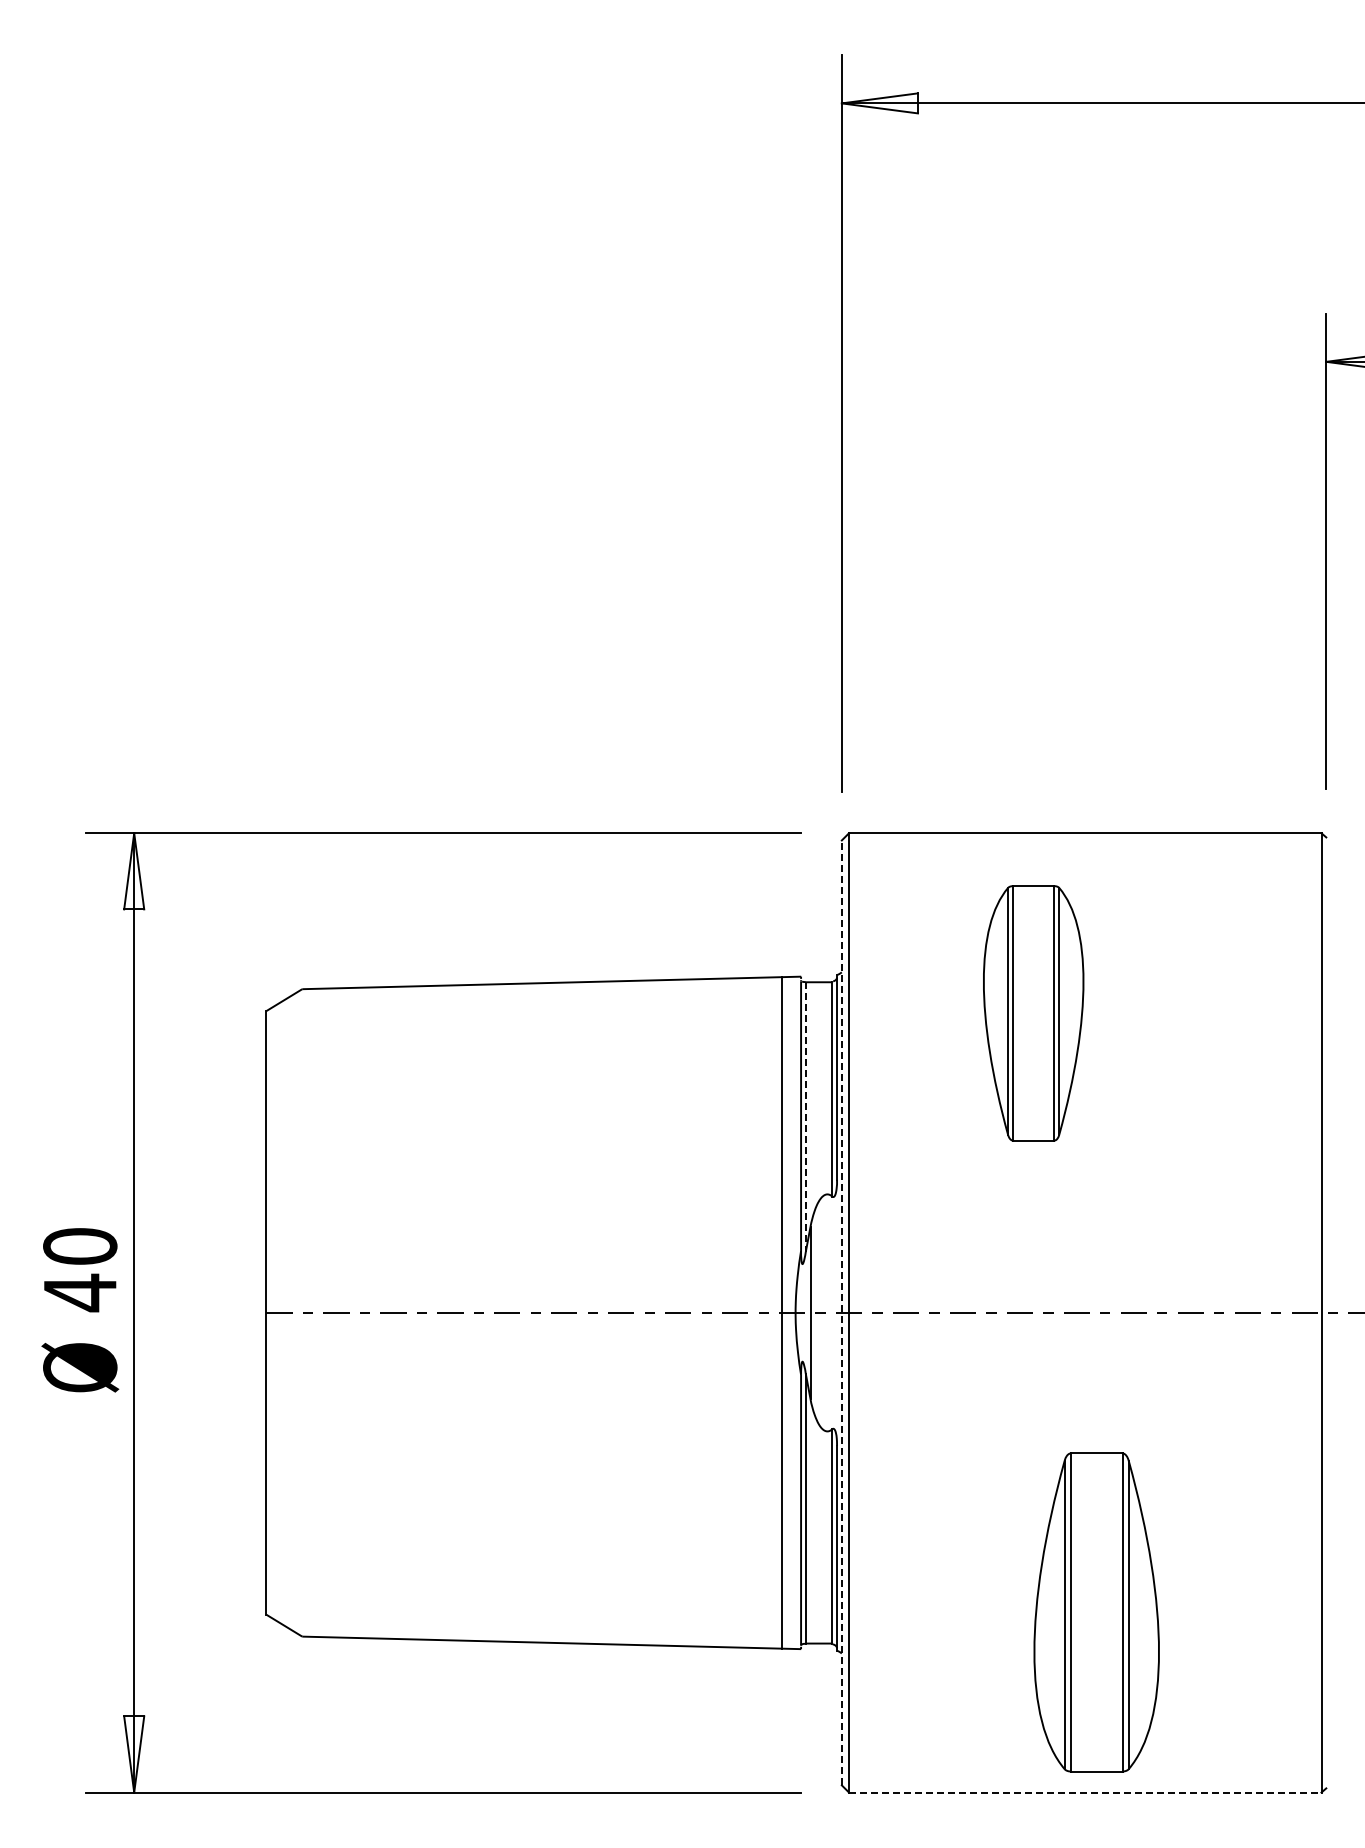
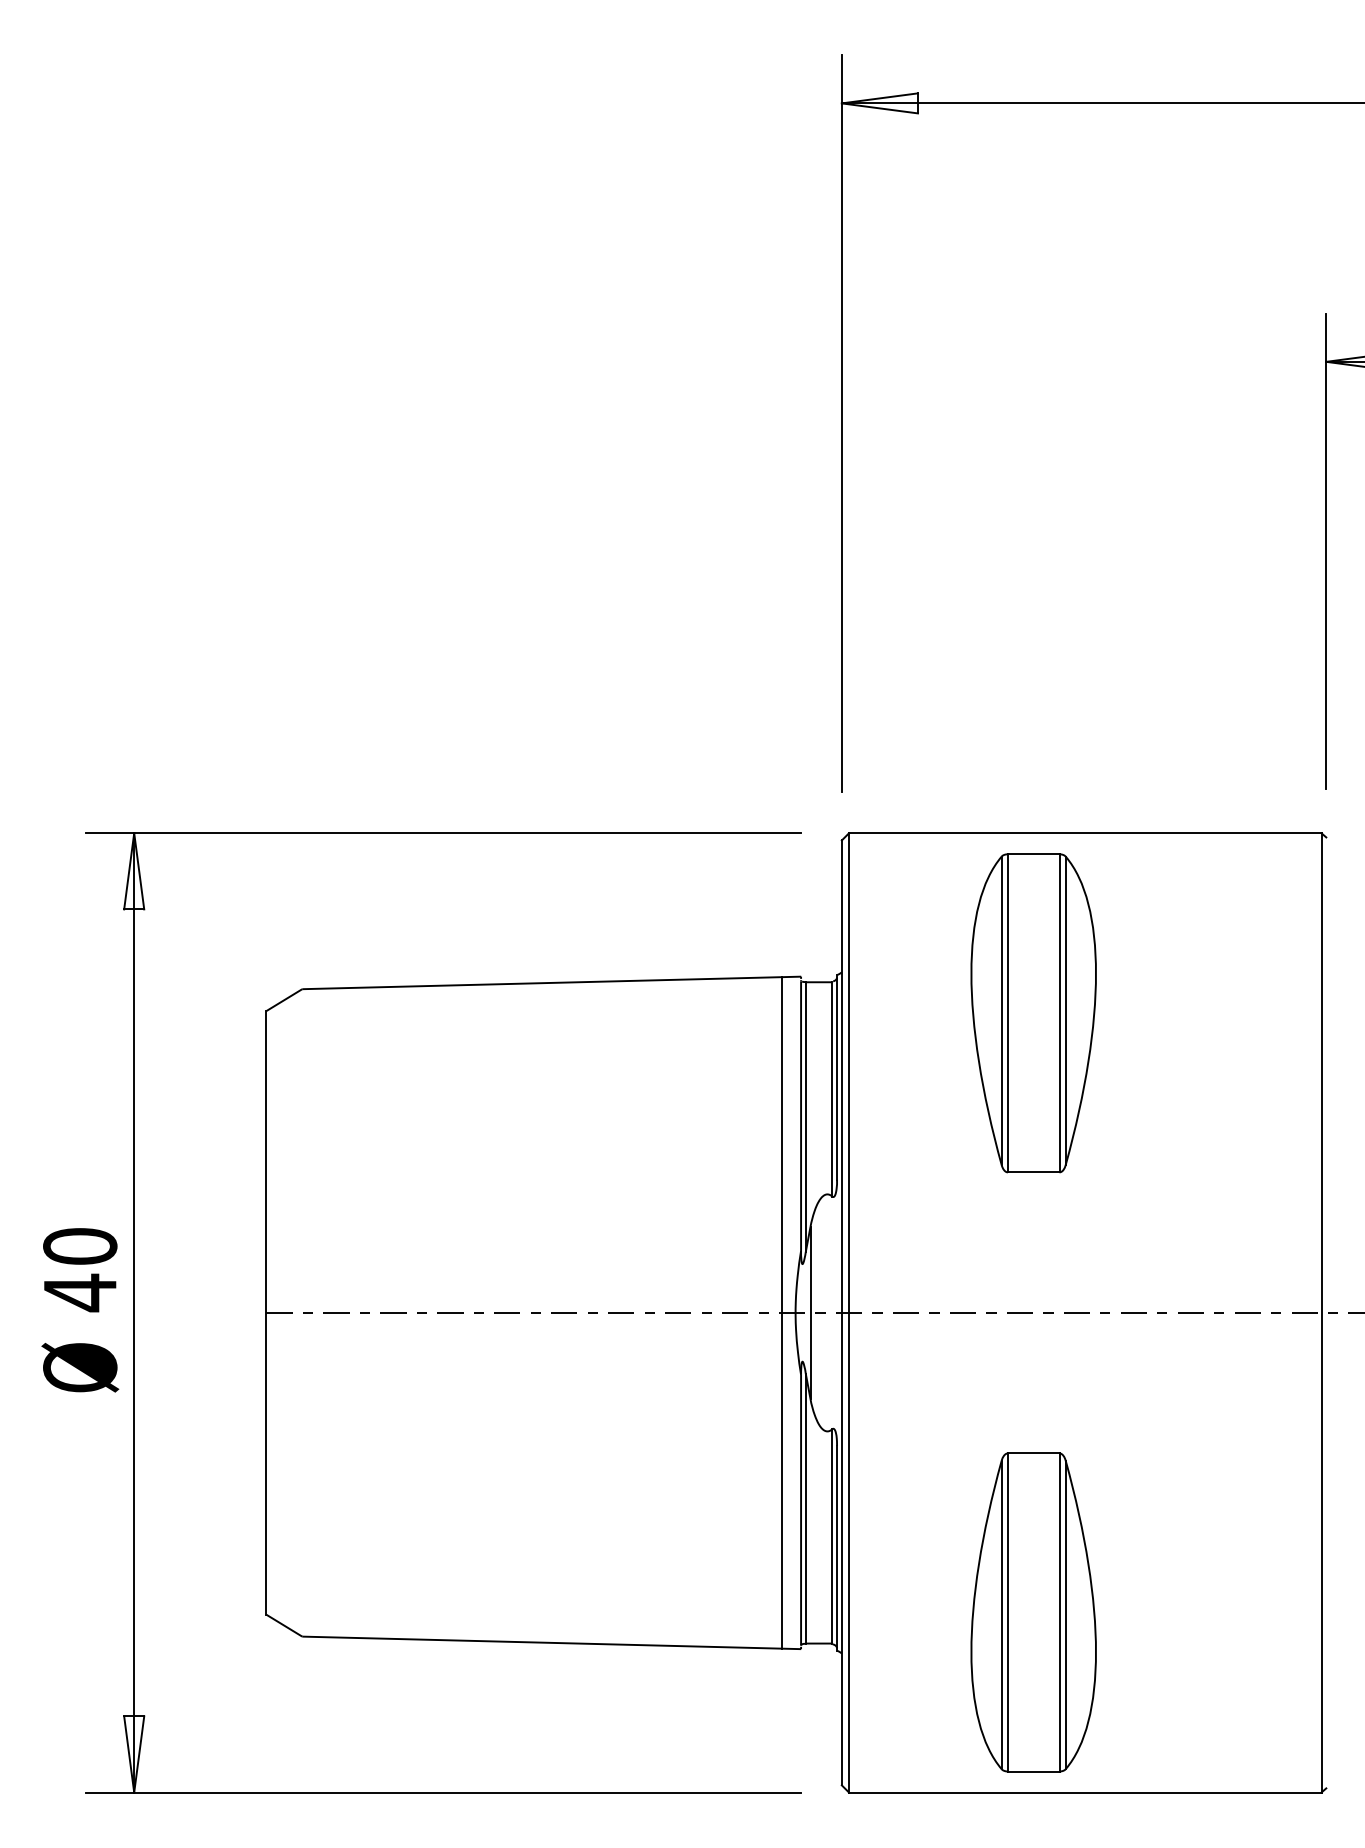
part size: 102x257 px -> 127x321 px (1033, 1013)
line: dashed -> solid (805, 1116)
line: dashed -> solid (841, 1312)
part position: (1096, 1612) -> (1033, 1612) (1033, 1612)
line: dashed -> solid (1085, 1792)
